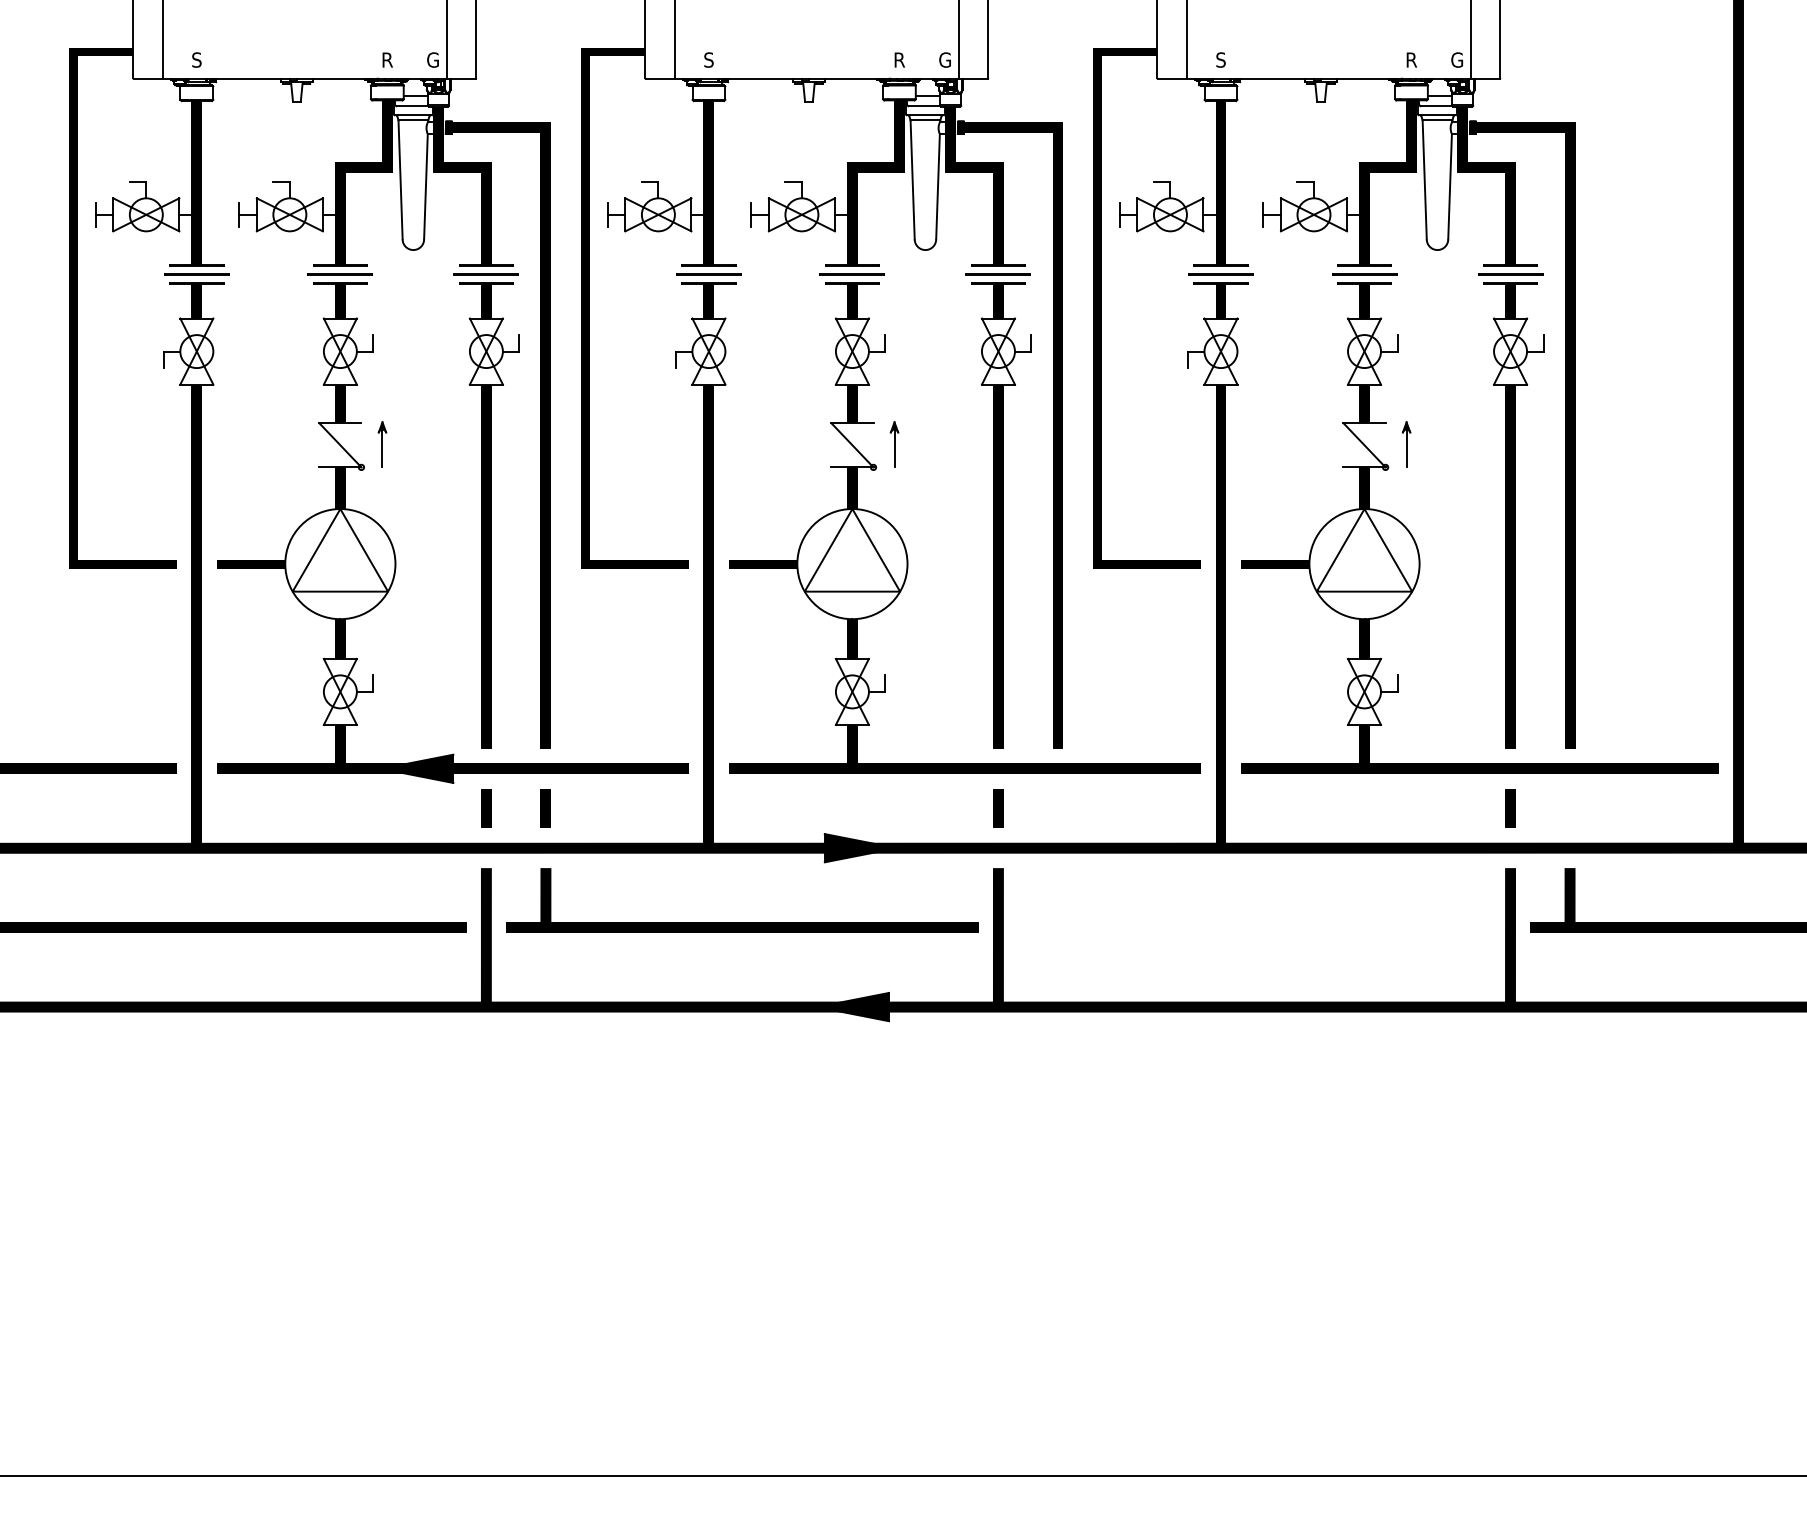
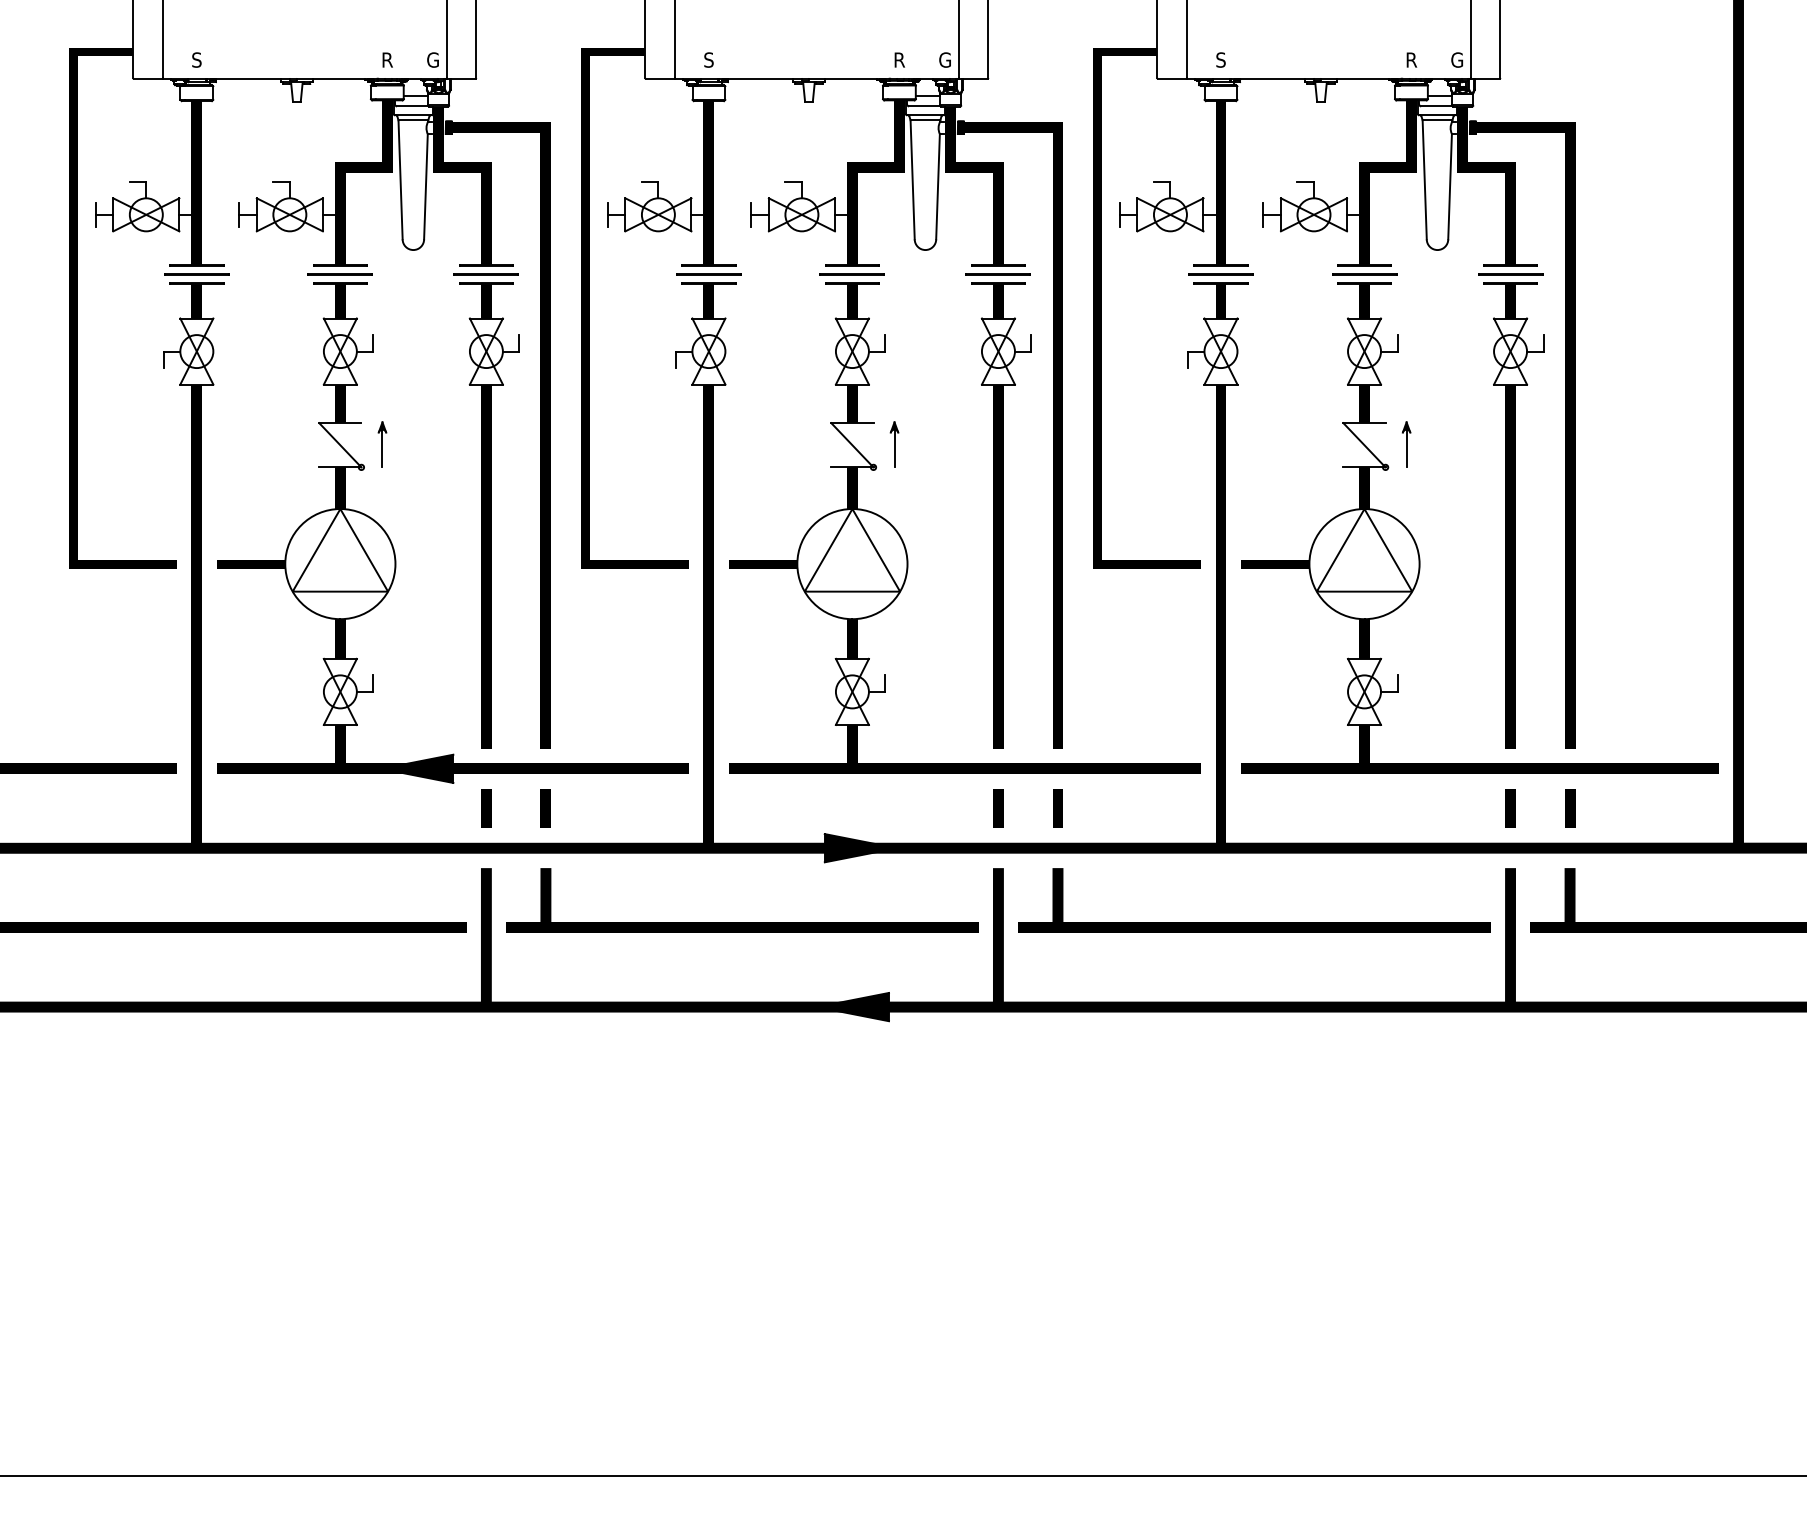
line: none -> present (1057, 808)
line: none -> present (1570, 808)
part: none -> present (1254, 922)
